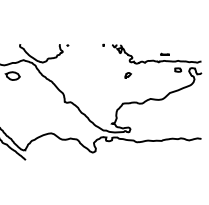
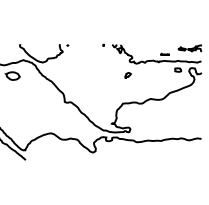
part: none -> present (189, 48)
